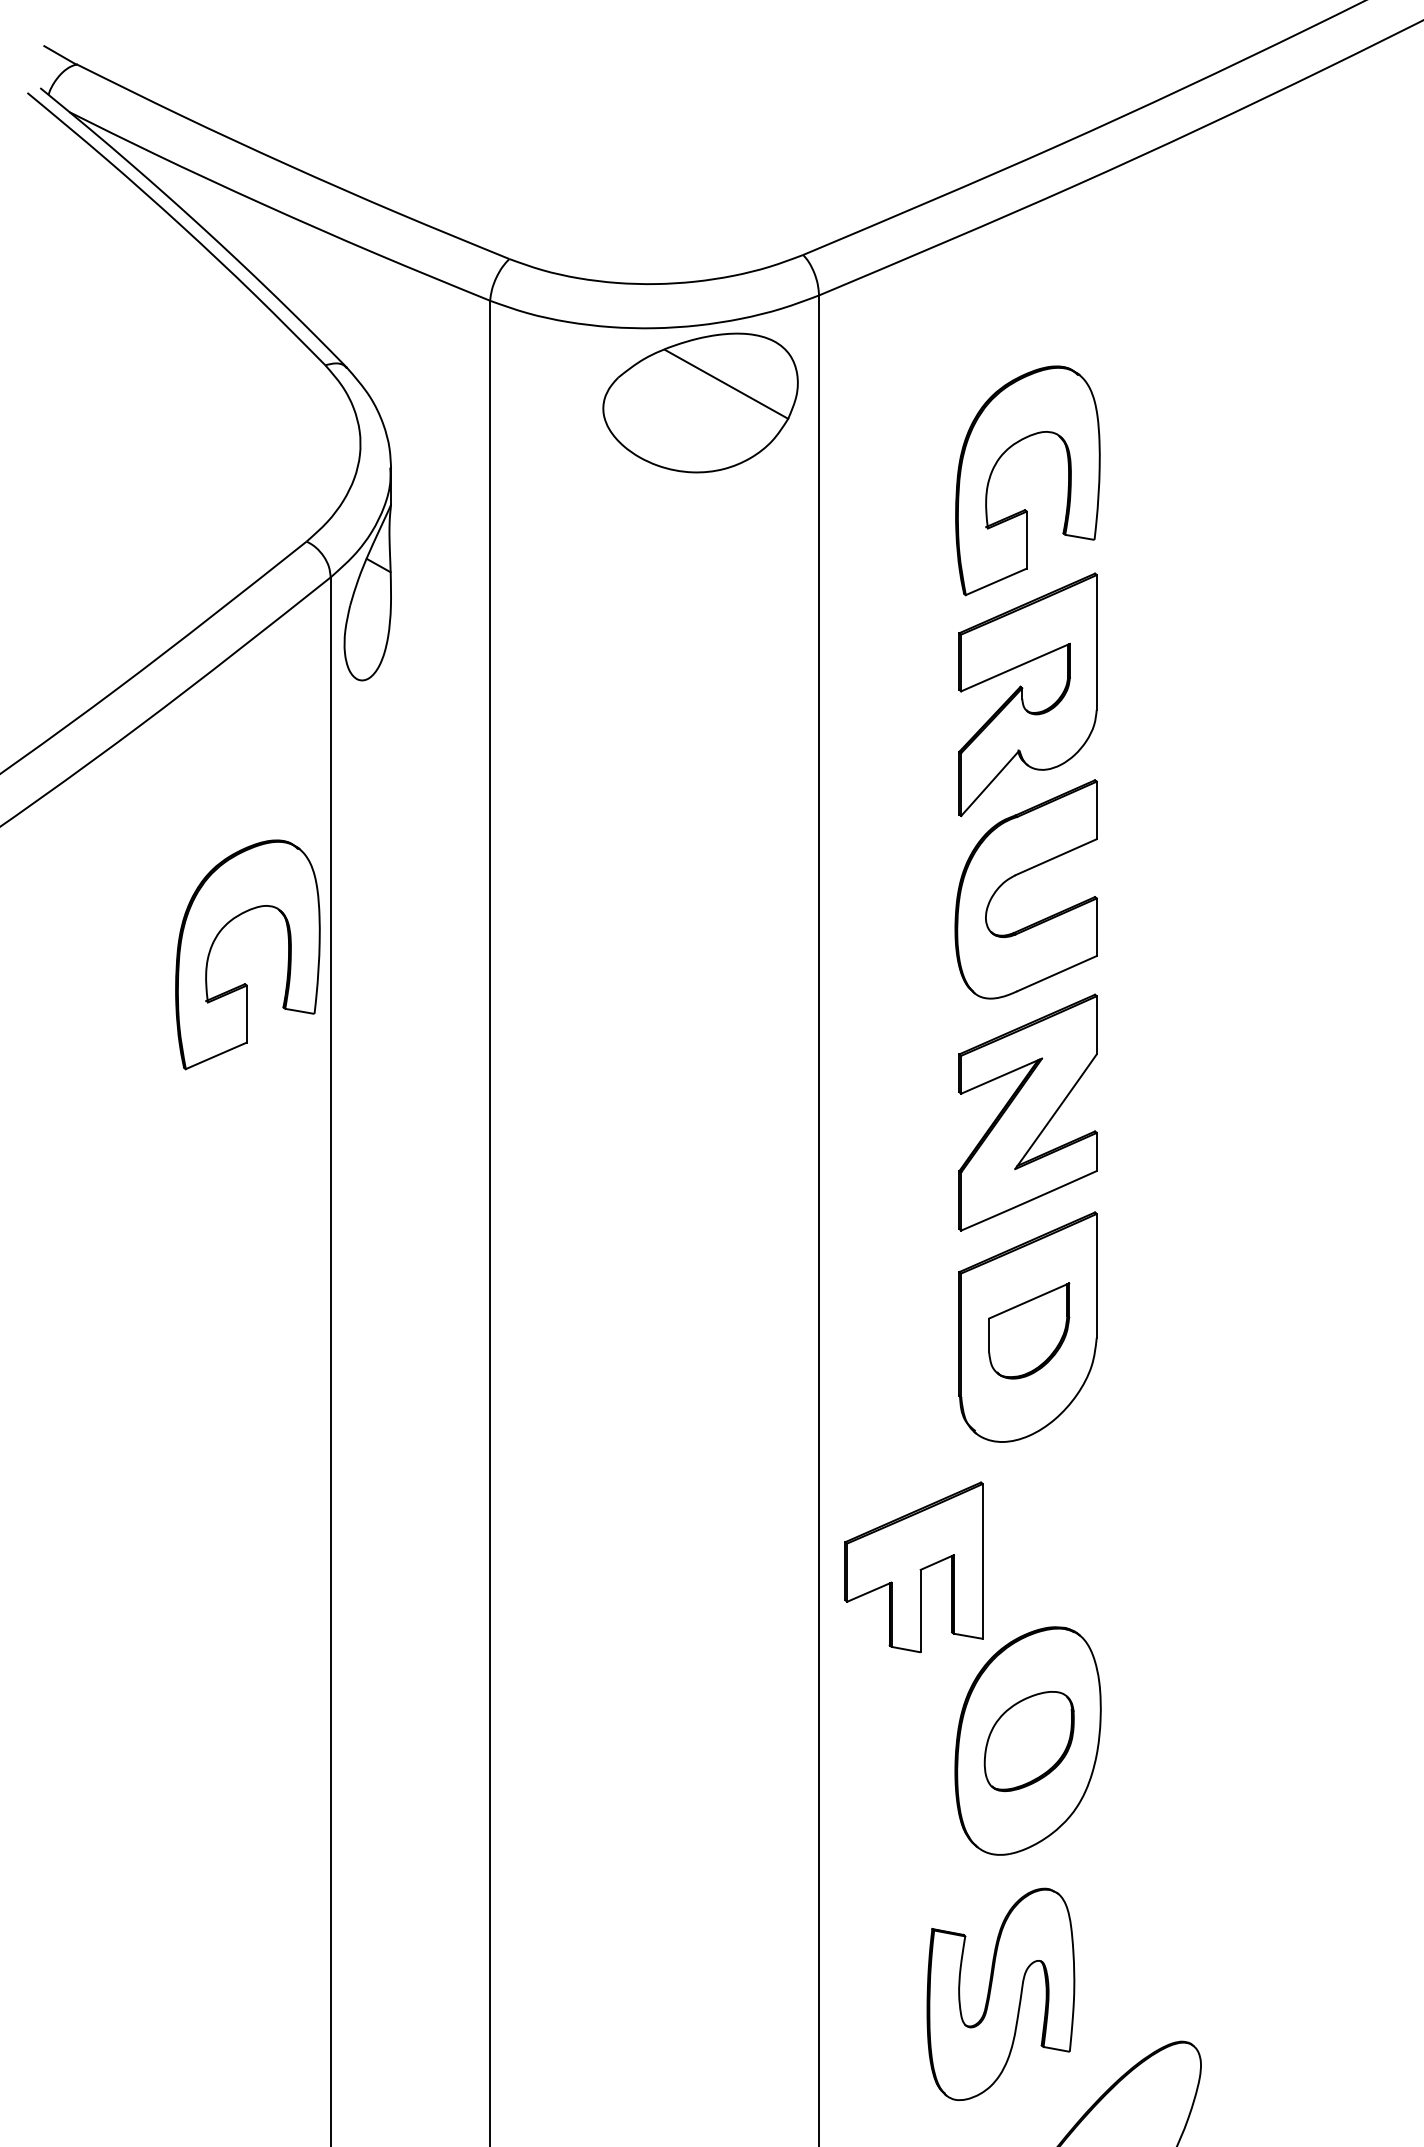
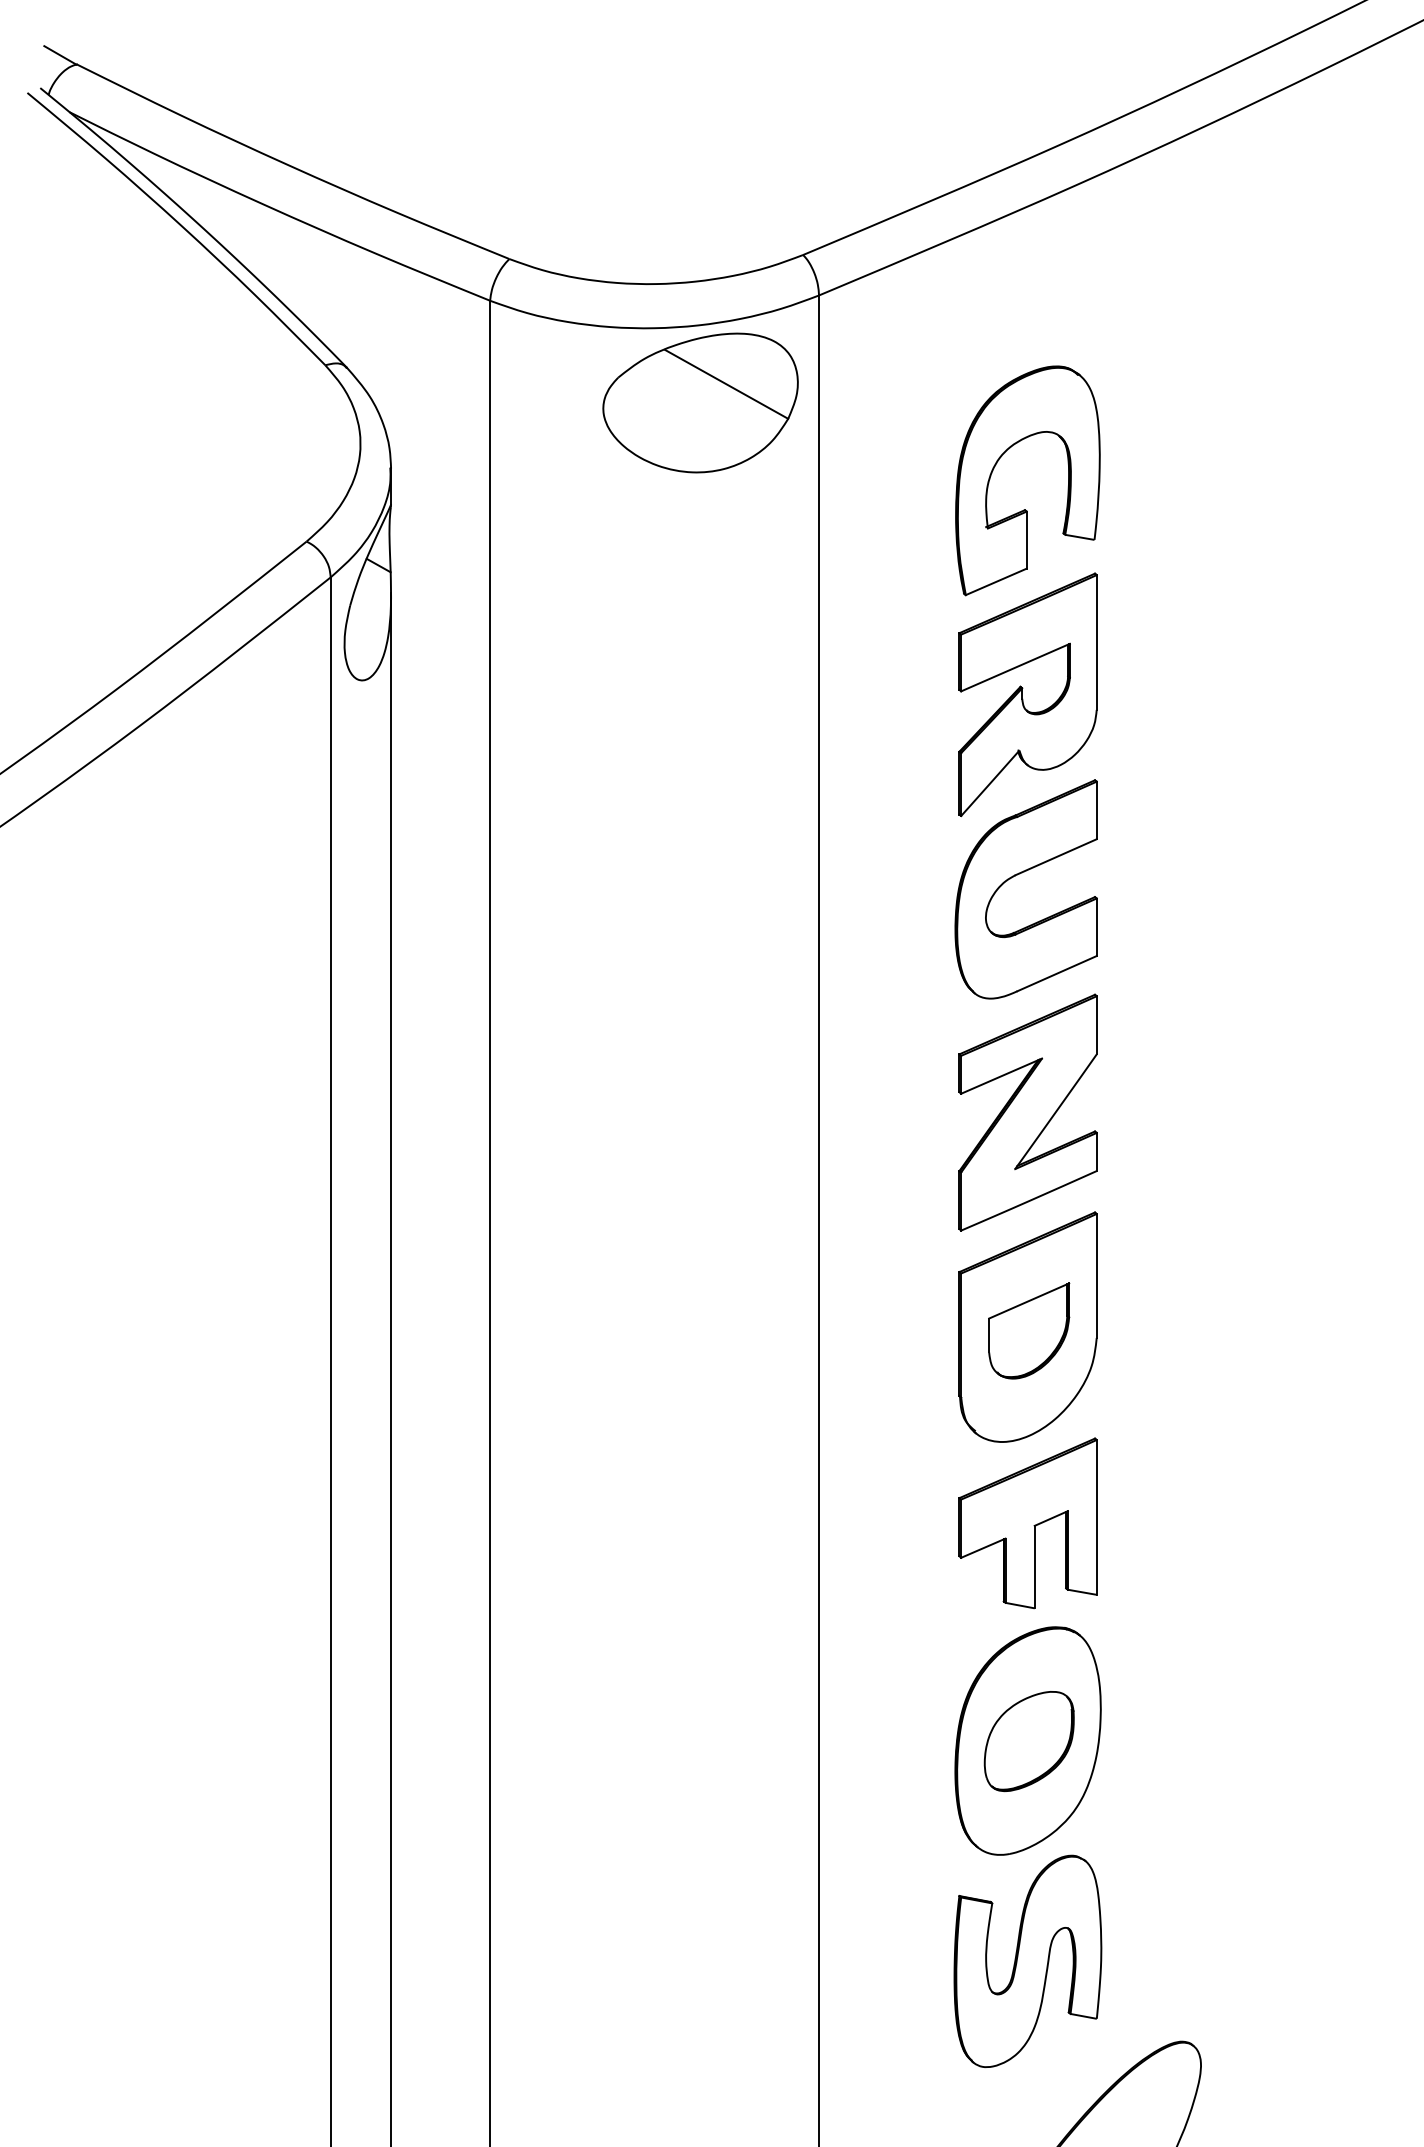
part: present -> none (245, 983)
line: none -> present (391, 1367)
part position: (913, 1567) -> (1027, 1523) (1027, 1523)
part position: (1000, 1993) -> (1027, 1960) (1027, 1960)
